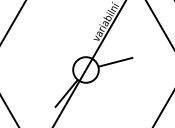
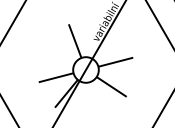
line: none -> present (75, 40)
line: none -> present (55, 77)
line: none -> present (111, 86)
